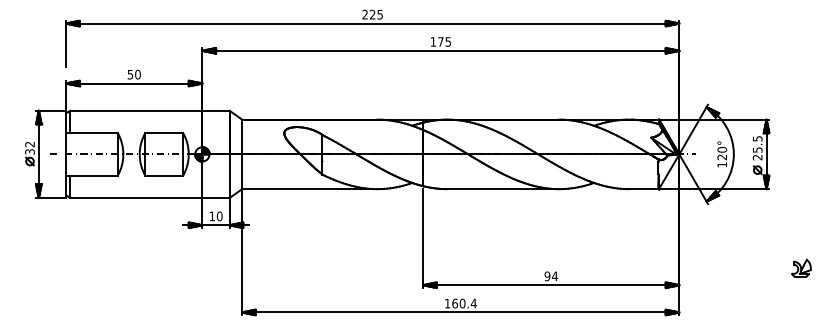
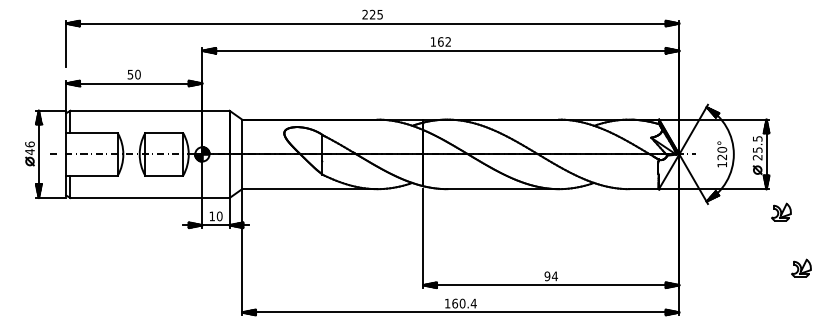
text: 175 -> 162 (444, 41)
text: 32 -> 46 (29, 148)
part: none -> present (781, 211)
